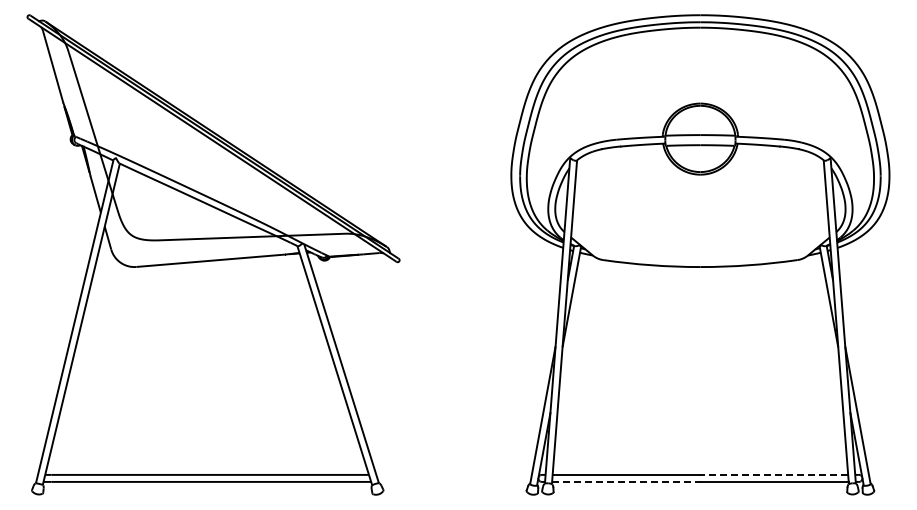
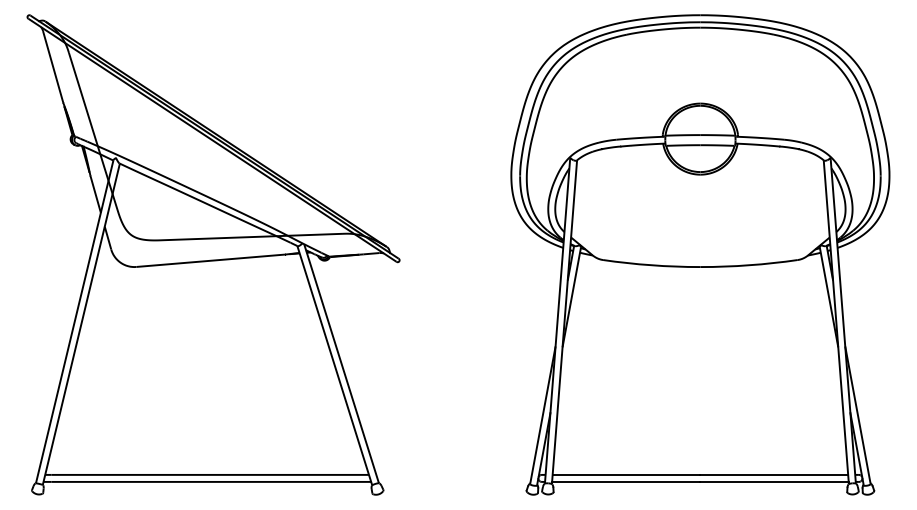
line: dashed -> solid (774, 474)
line: dashed -> solid (626, 481)
